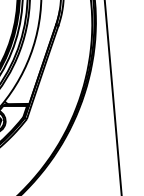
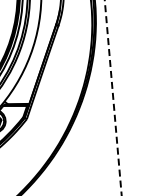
line: solid -> dashed (113, 97)
